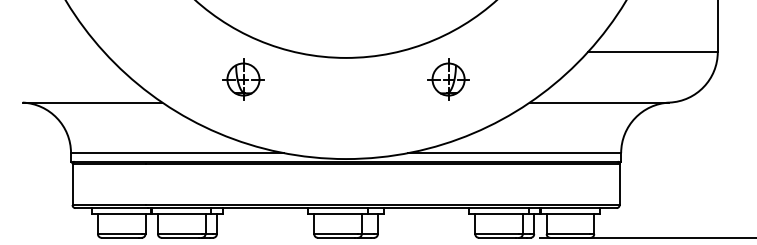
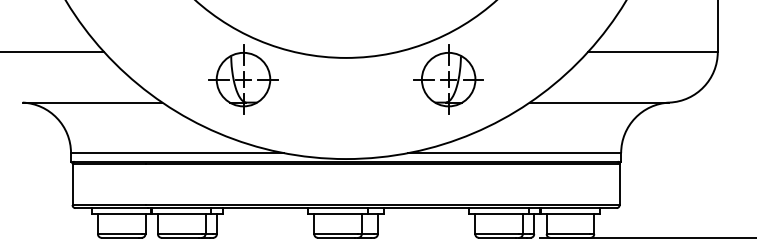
line: none -> present (53, 52)
part size: 43x43 px -> 71x71 px (243, 79)
part size: 43x43 px -> 71x71 px (448, 79)
